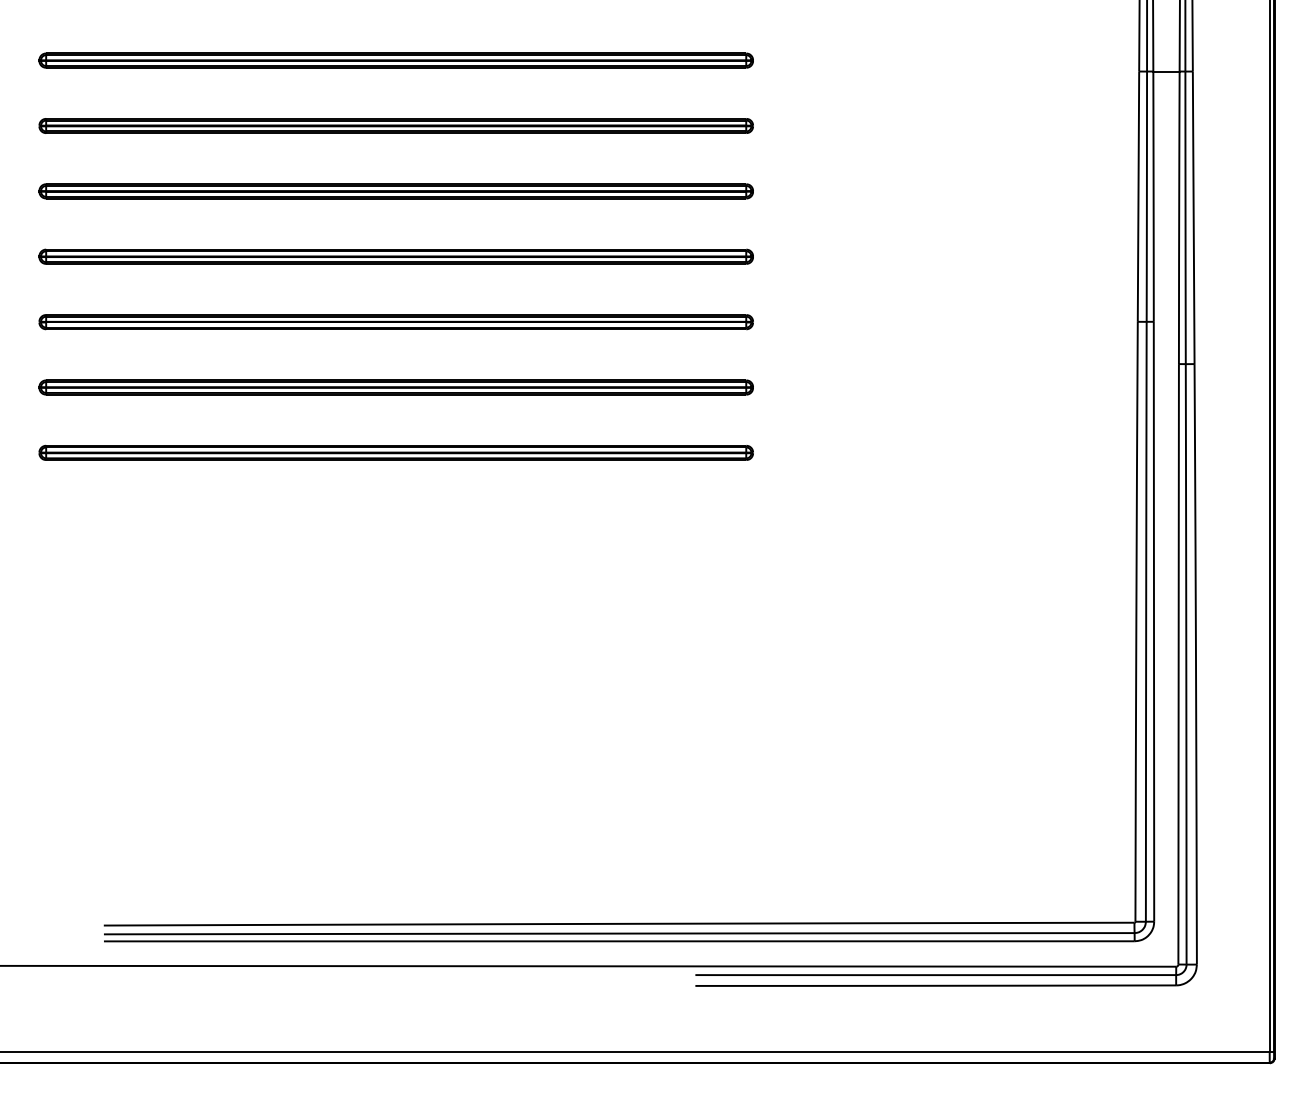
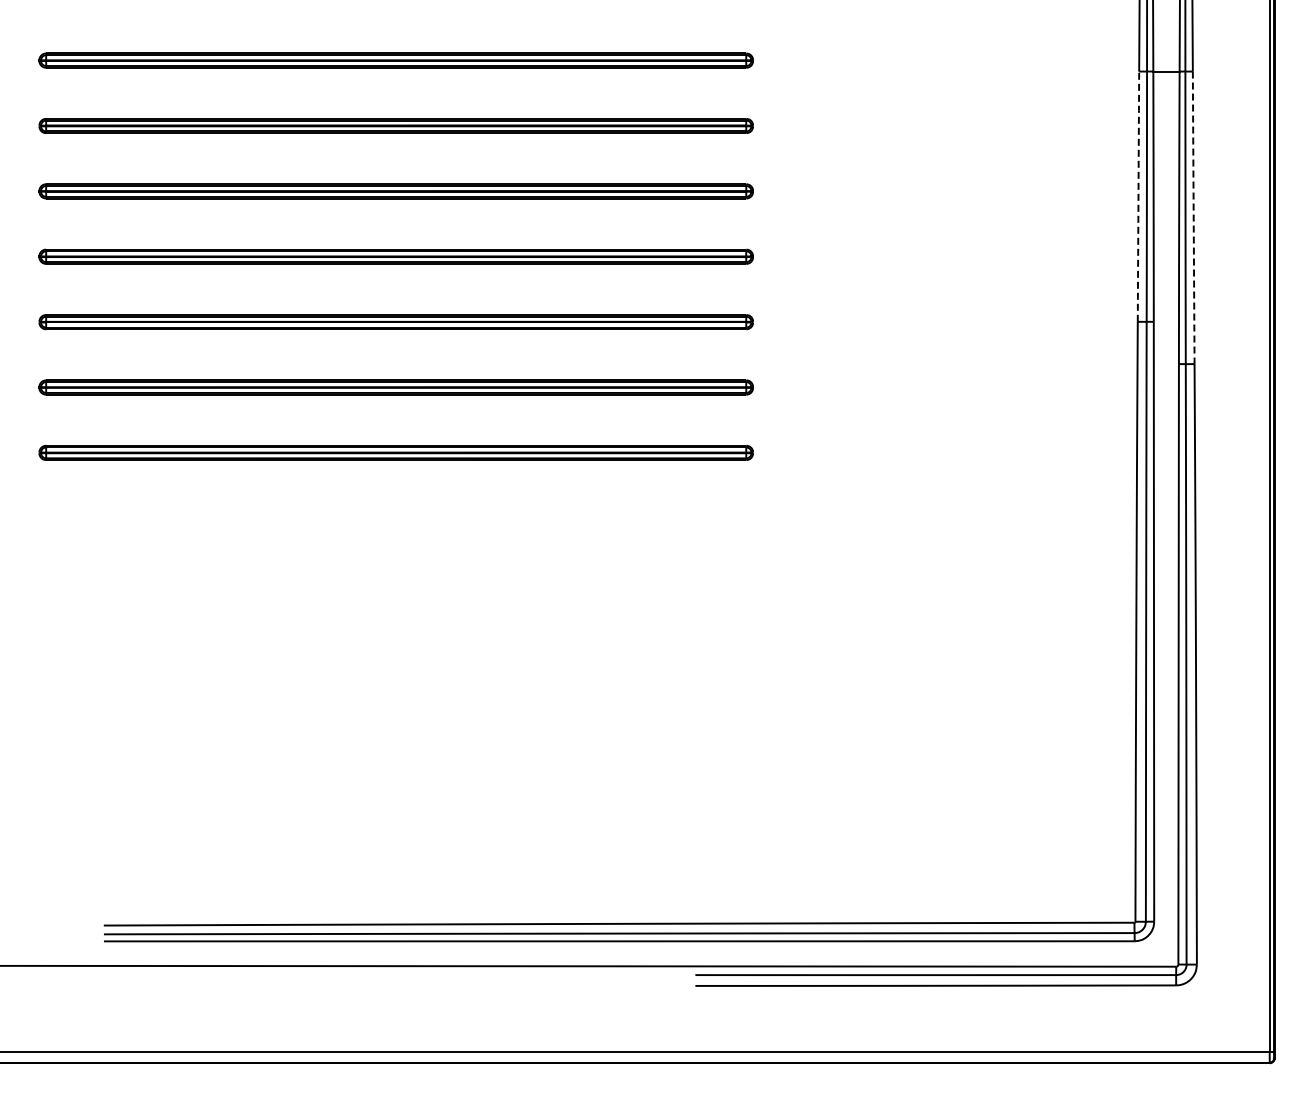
line: solid -> dashed (1138, 196)
line: solid -> dashed (1193, 217)
